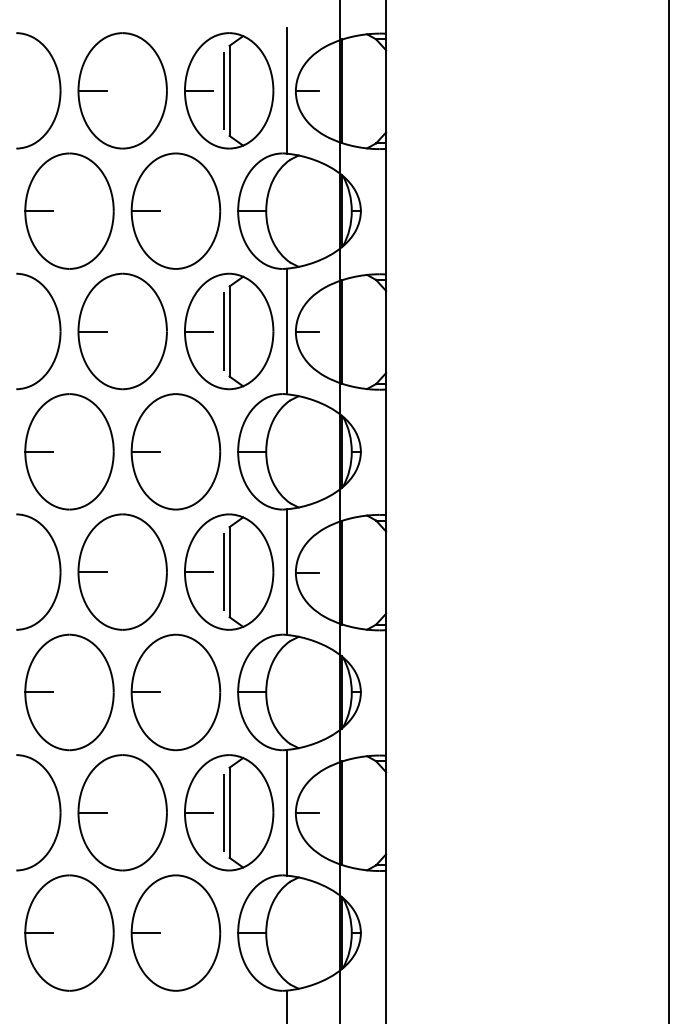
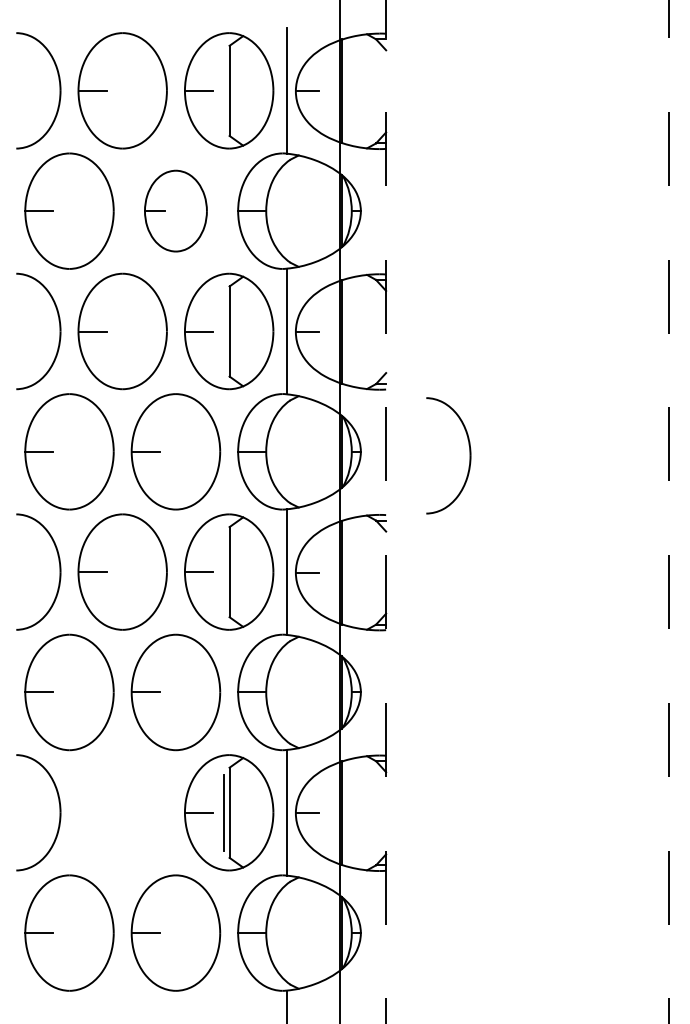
line: present -> none (223, 90)
part size: 92x118 px -> 64x84 px (175, 210)
line: present -> none (223, 331)
part: none -> present (469, 455)
line: solid -> dashed (386, 511)
line: solid -> dashed (669, 511)
line: present -> none (223, 572)
part: present -> none (122, 812)
